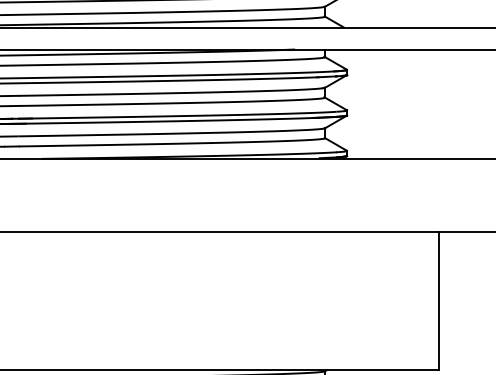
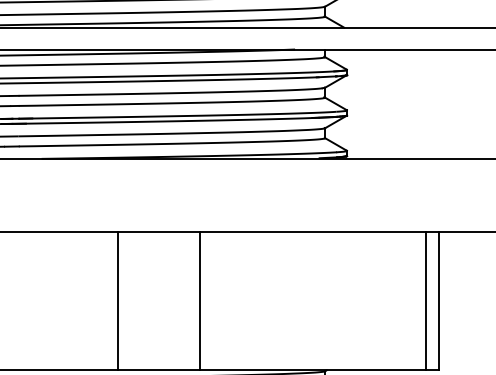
line: none -> present (117, 300)
line: none -> present (199, 300)
line: none -> present (425, 300)
